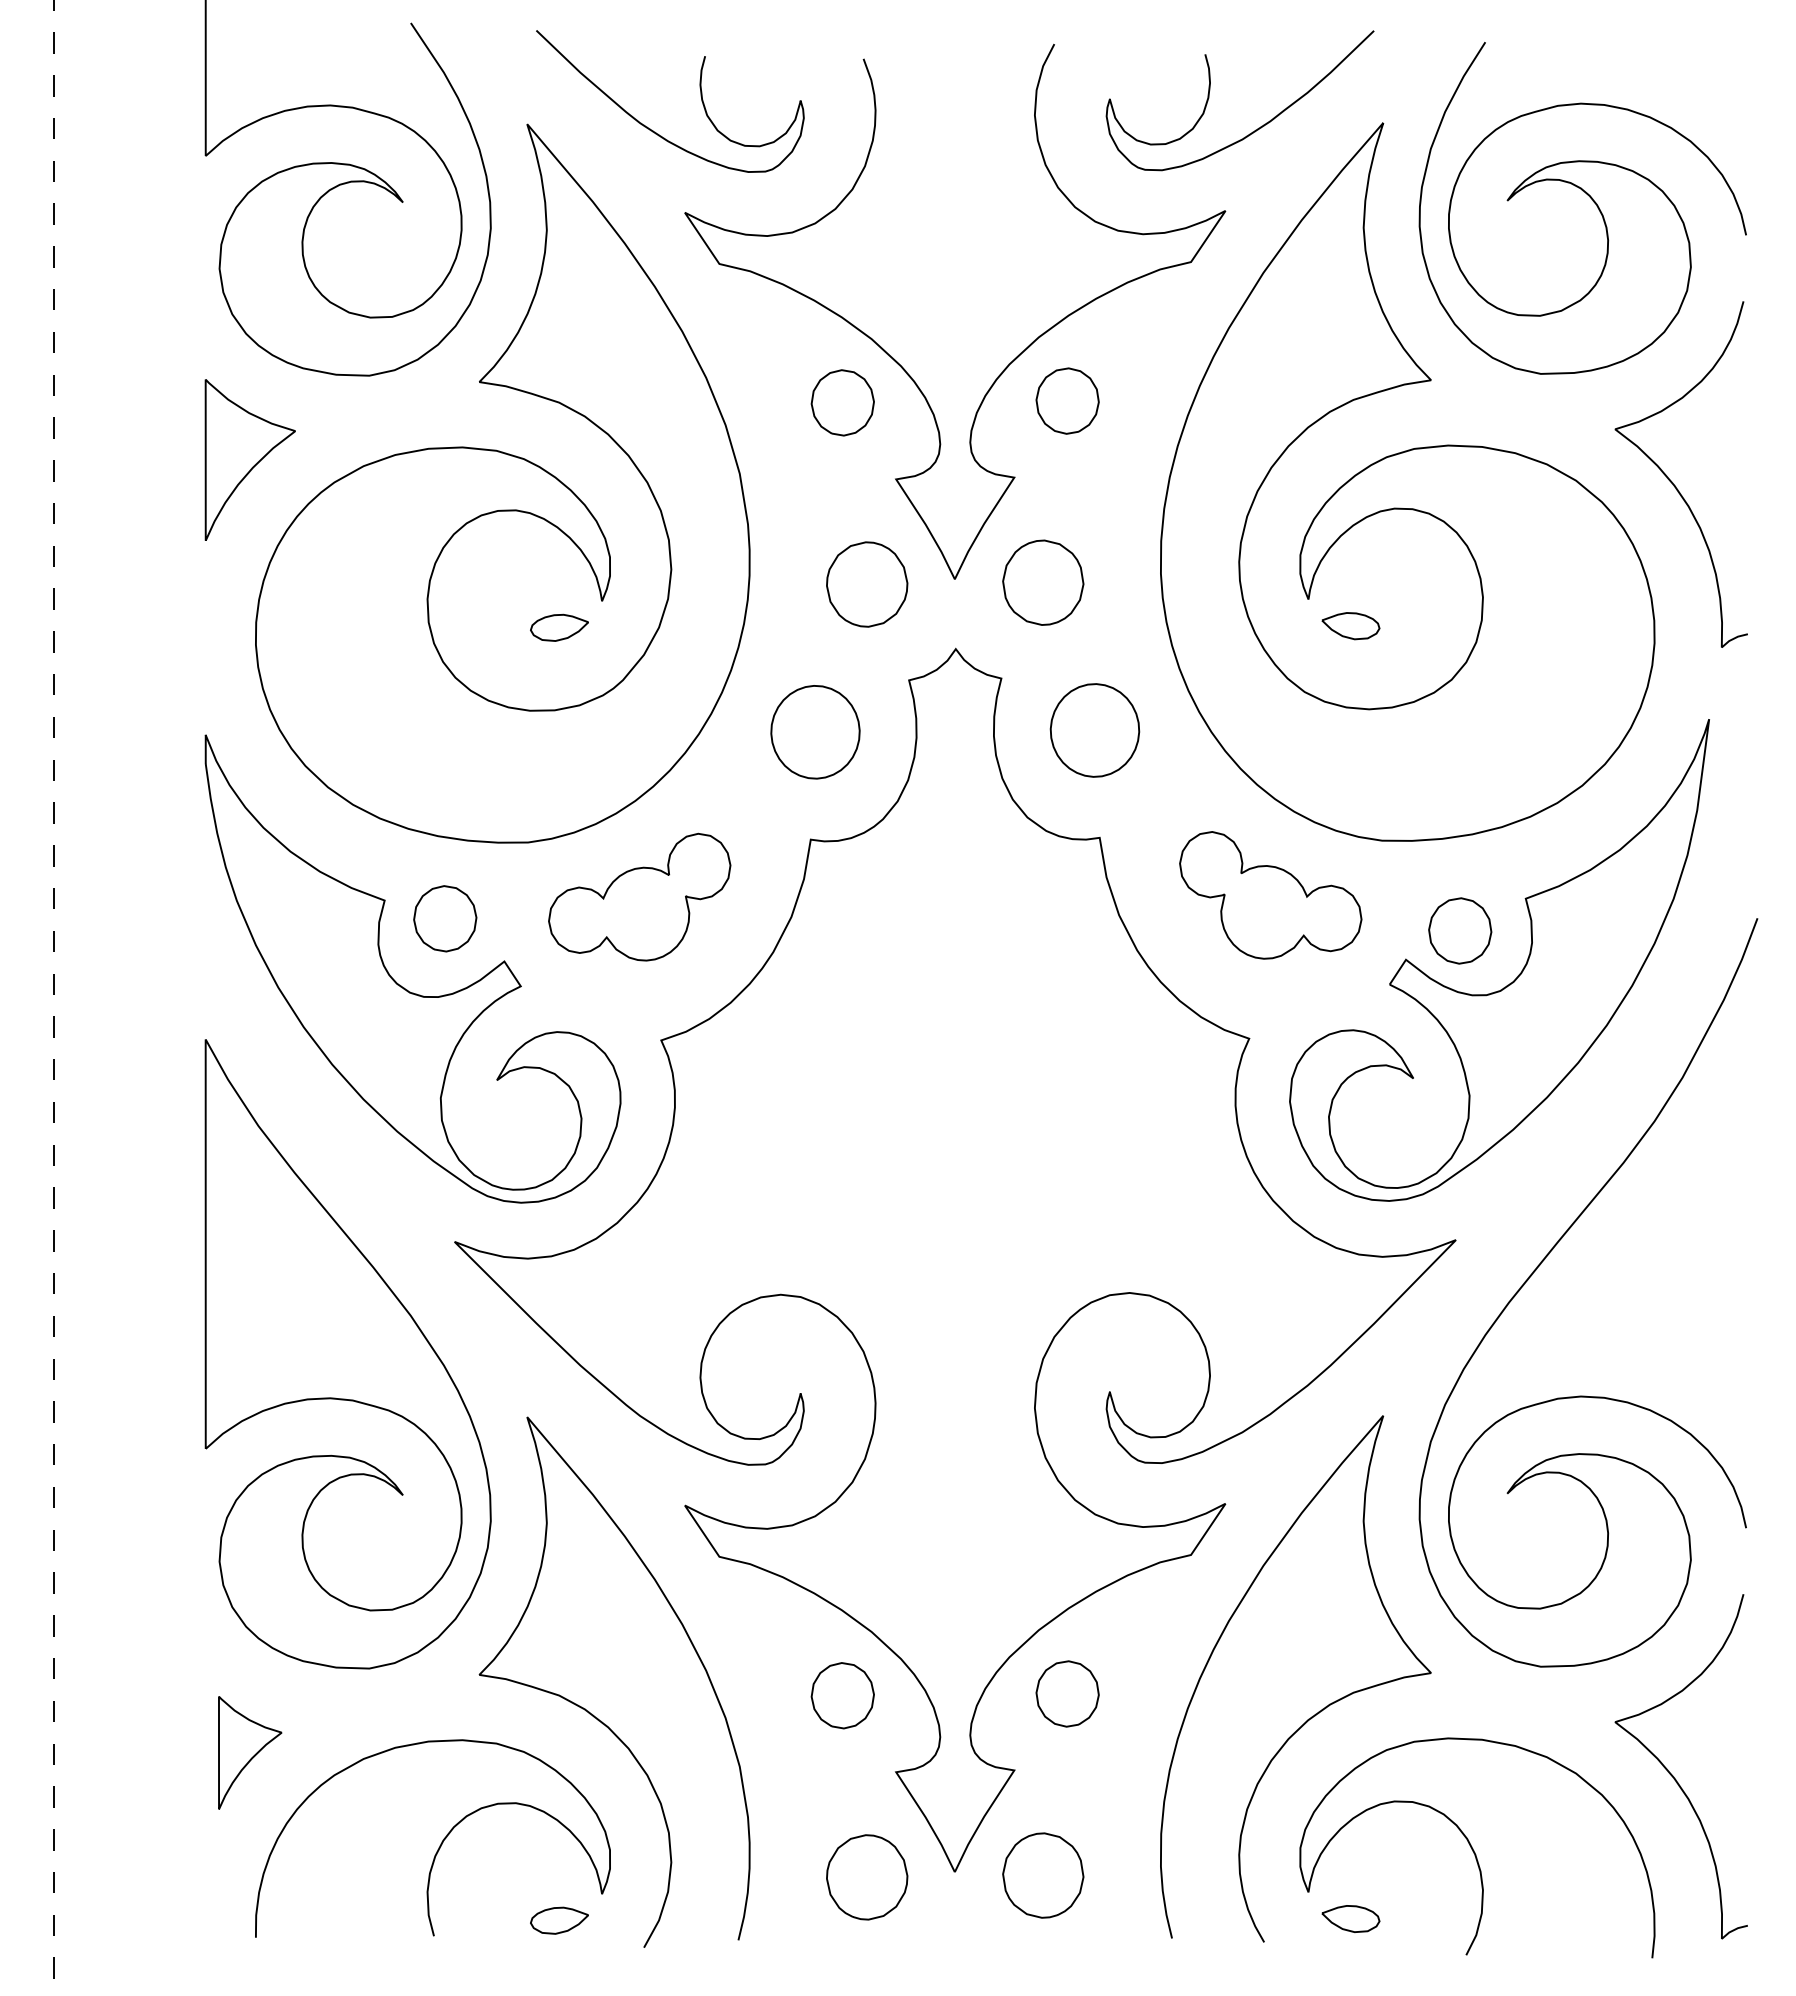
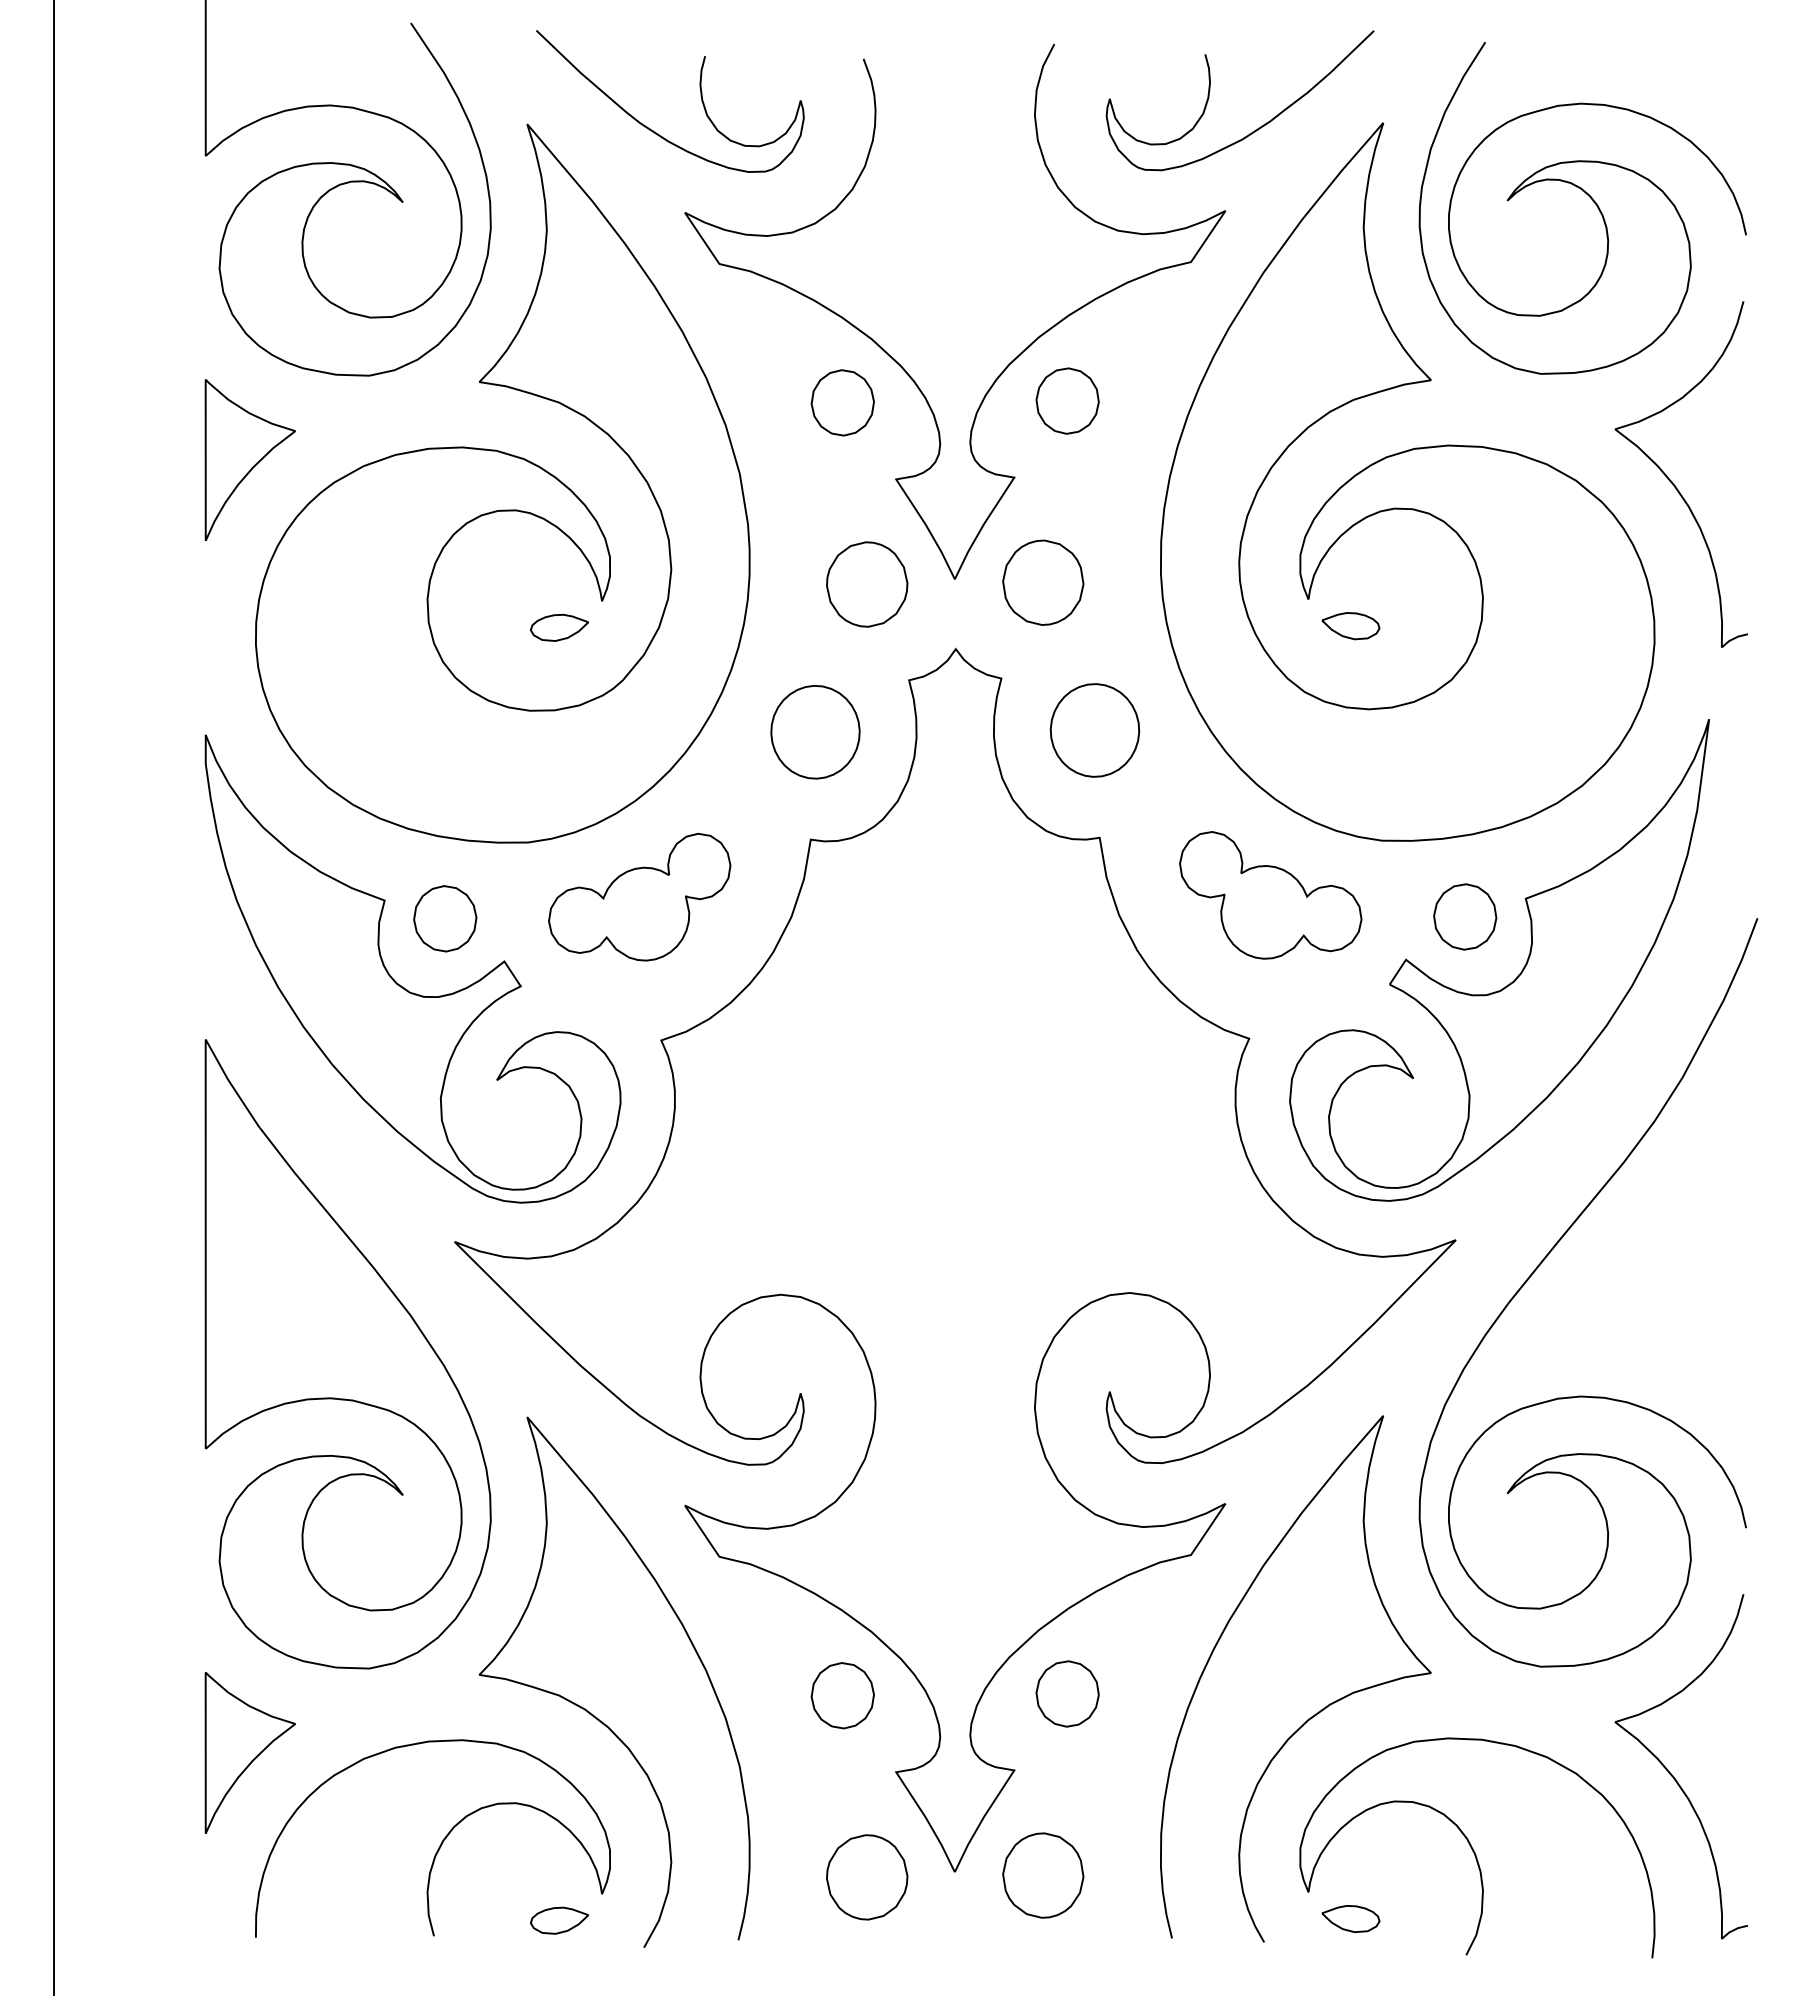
part position: (1460, 930) -> (1465, 916) (1465, 916)
line: dashed -> solid (54, 997)
part size: 65x114 px -> 92x162 px (249, 1752)
